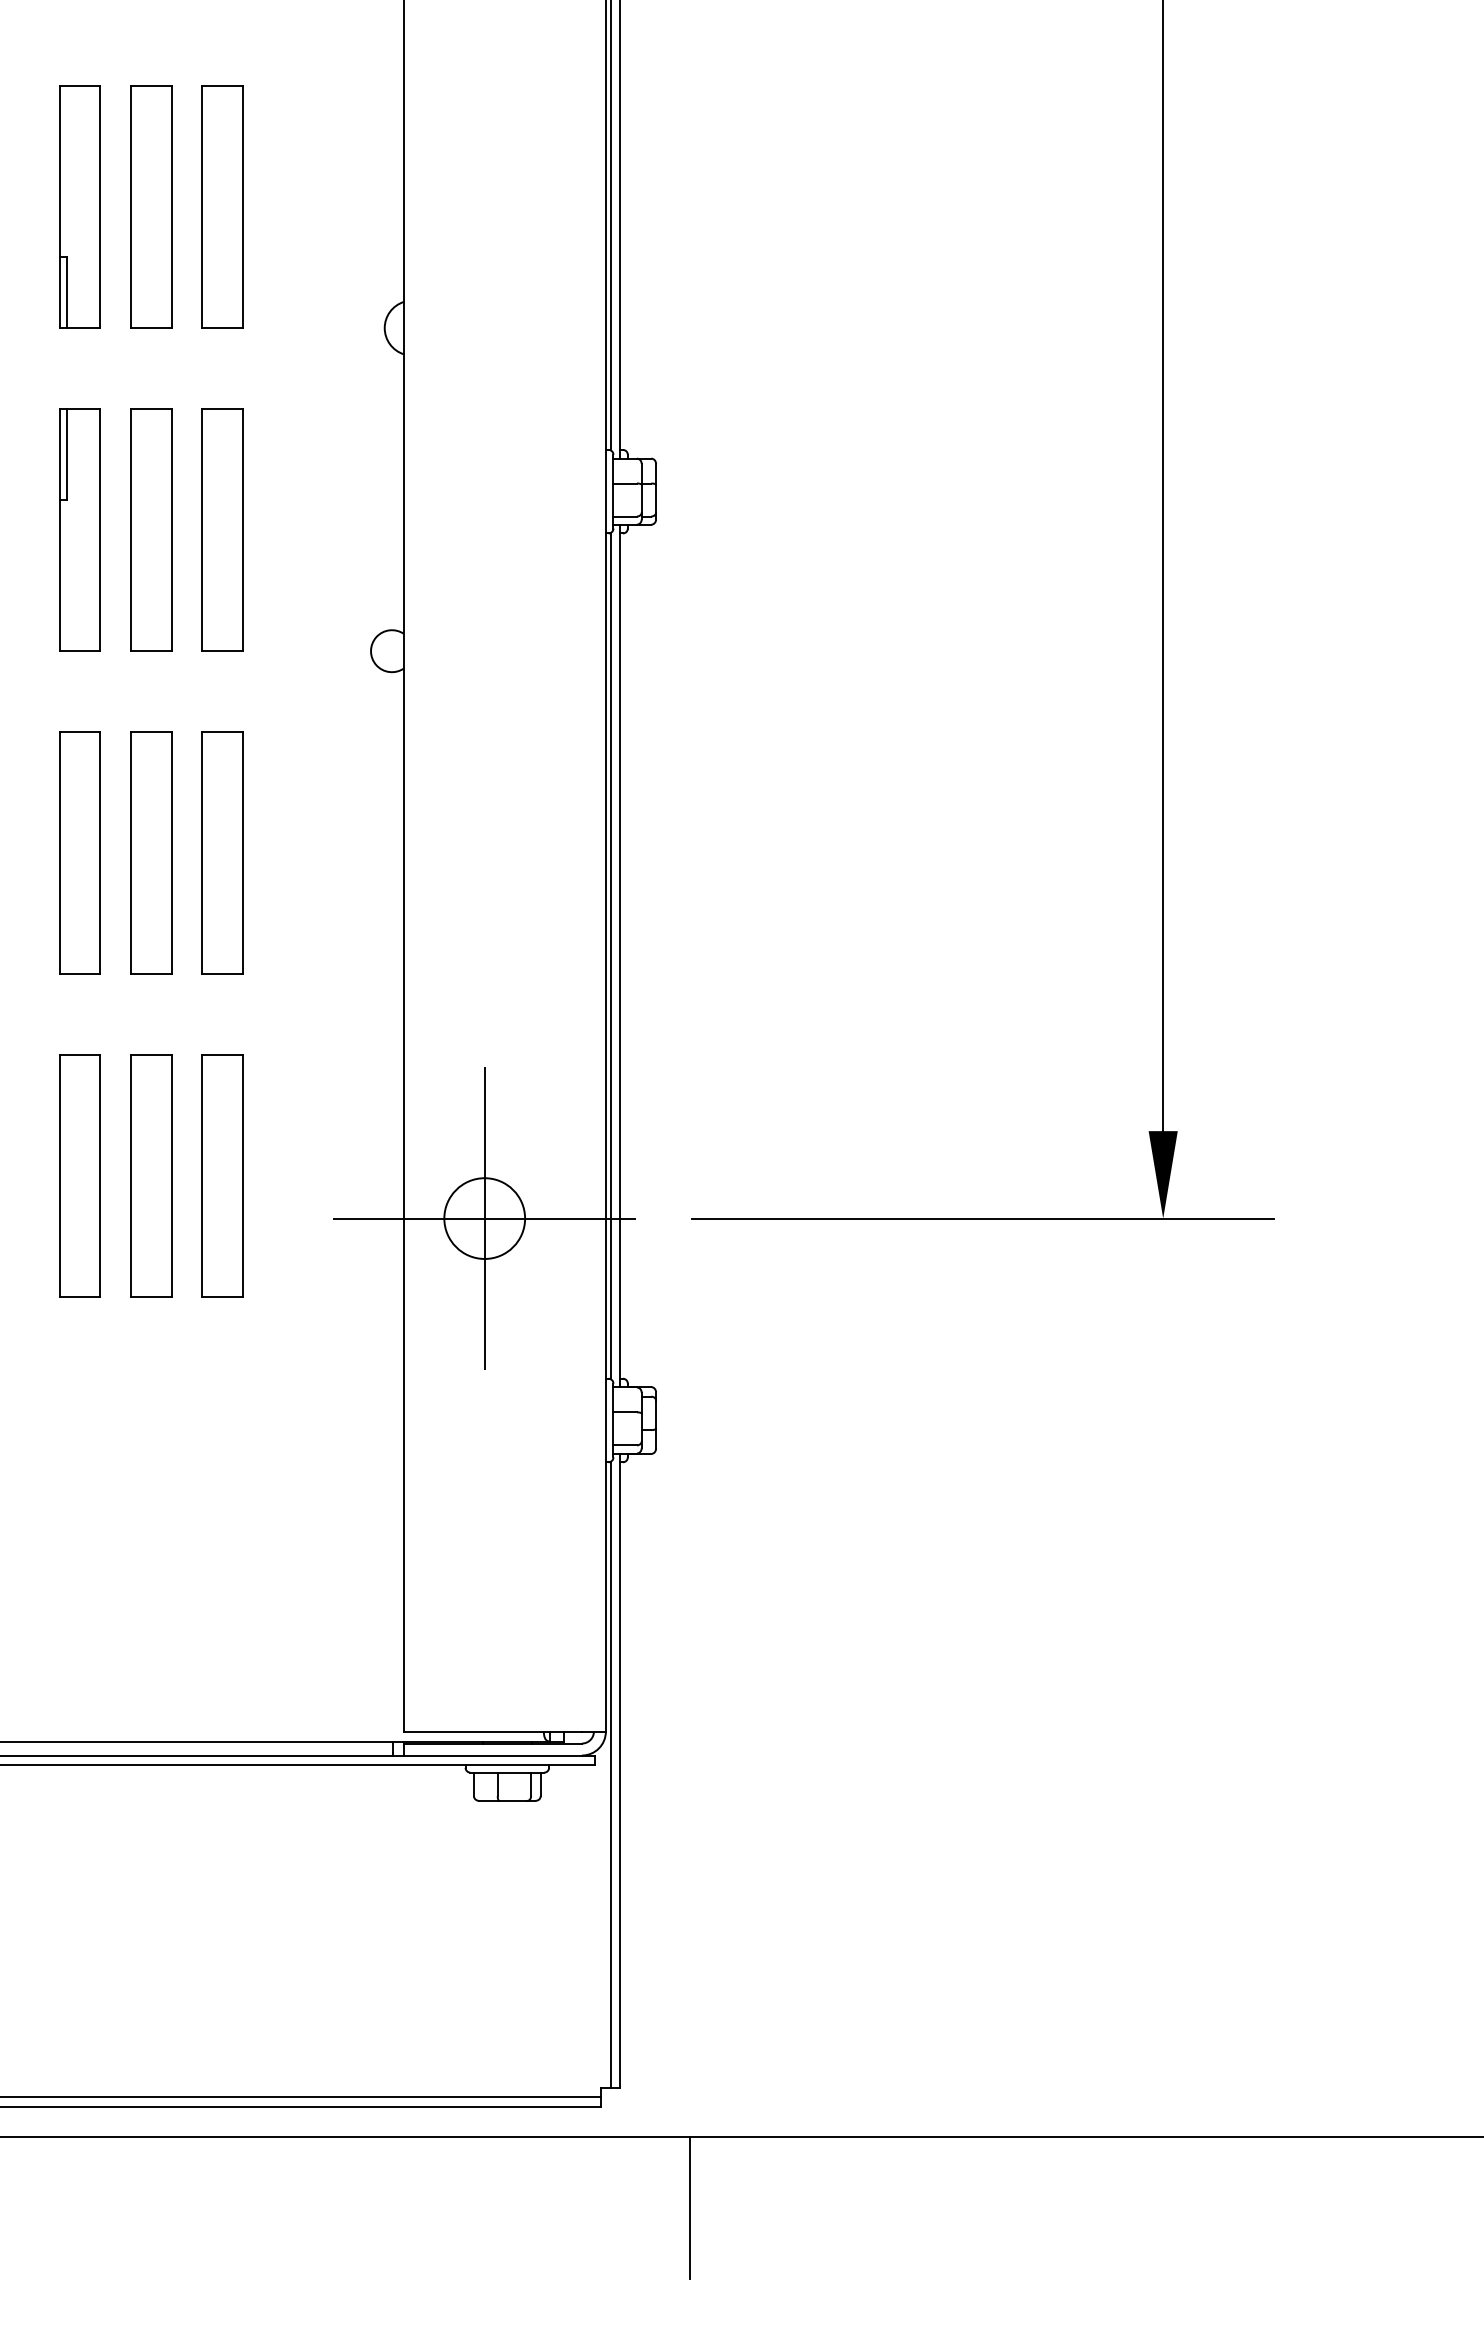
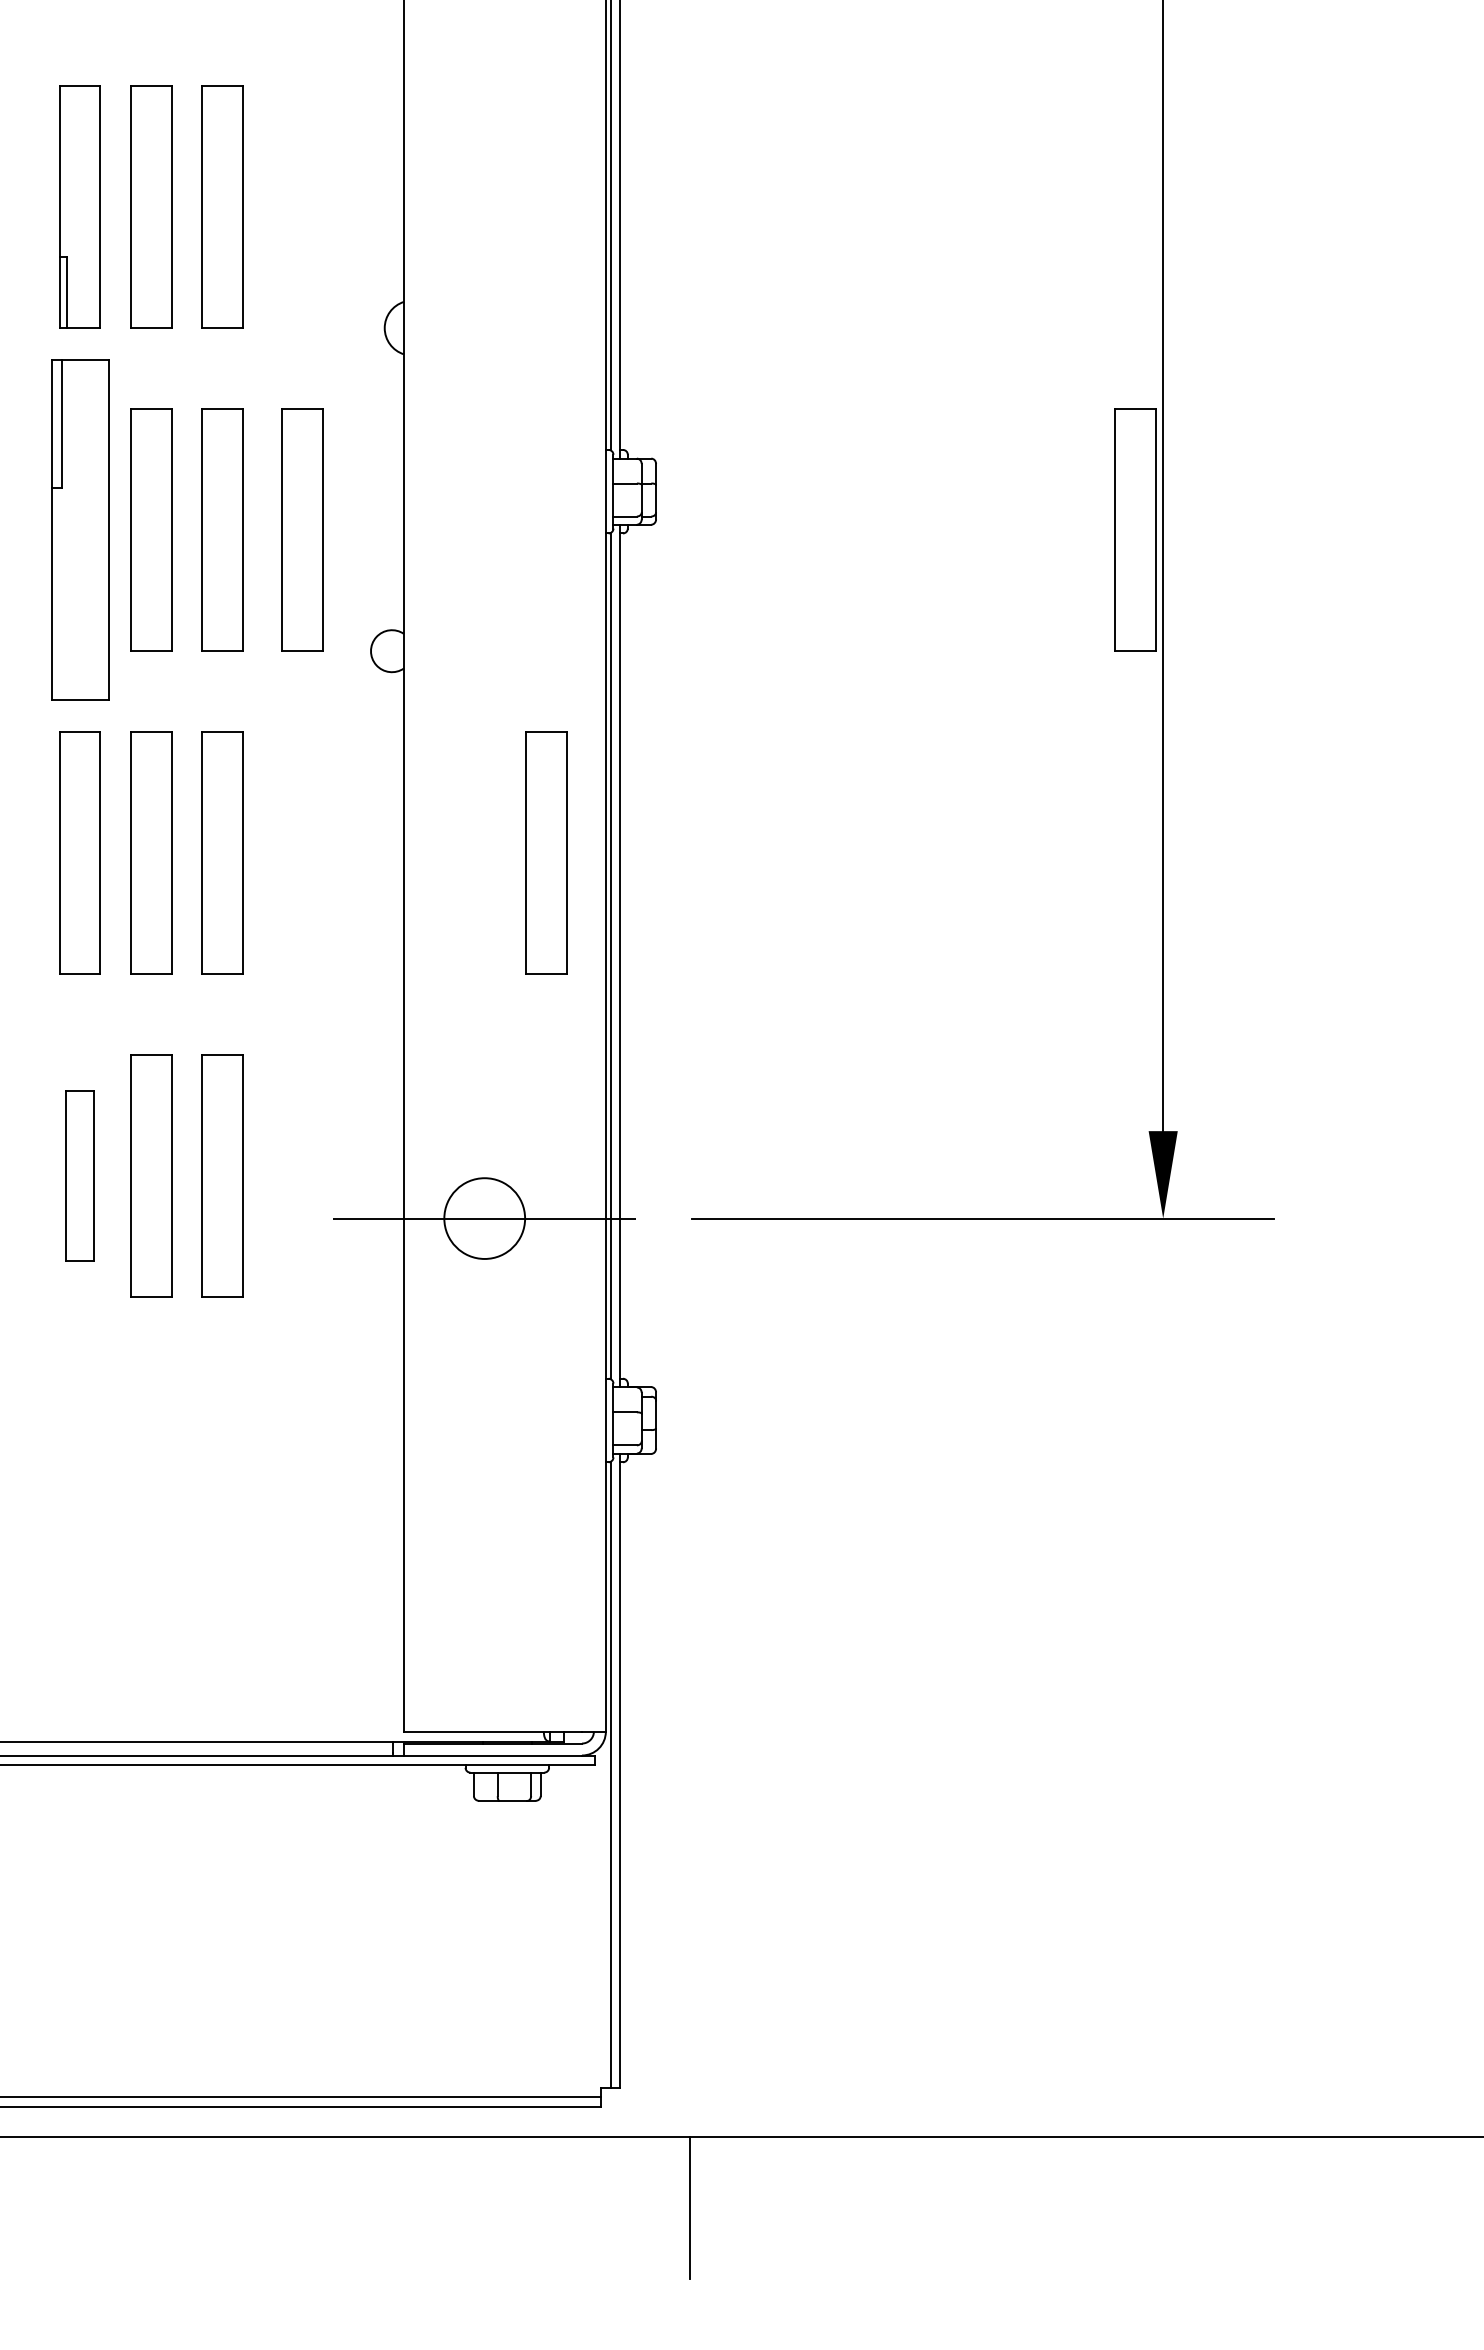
part size: 42x244 px -> 59x342 px (80, 529)
part: none -> present (302, 529)
part: none -> present (1135, 529)
part: none -> present (546, 852)
part size: 42x244 px -> 30x172 px (79, 1175)
line: present -> none (484, 1218)
